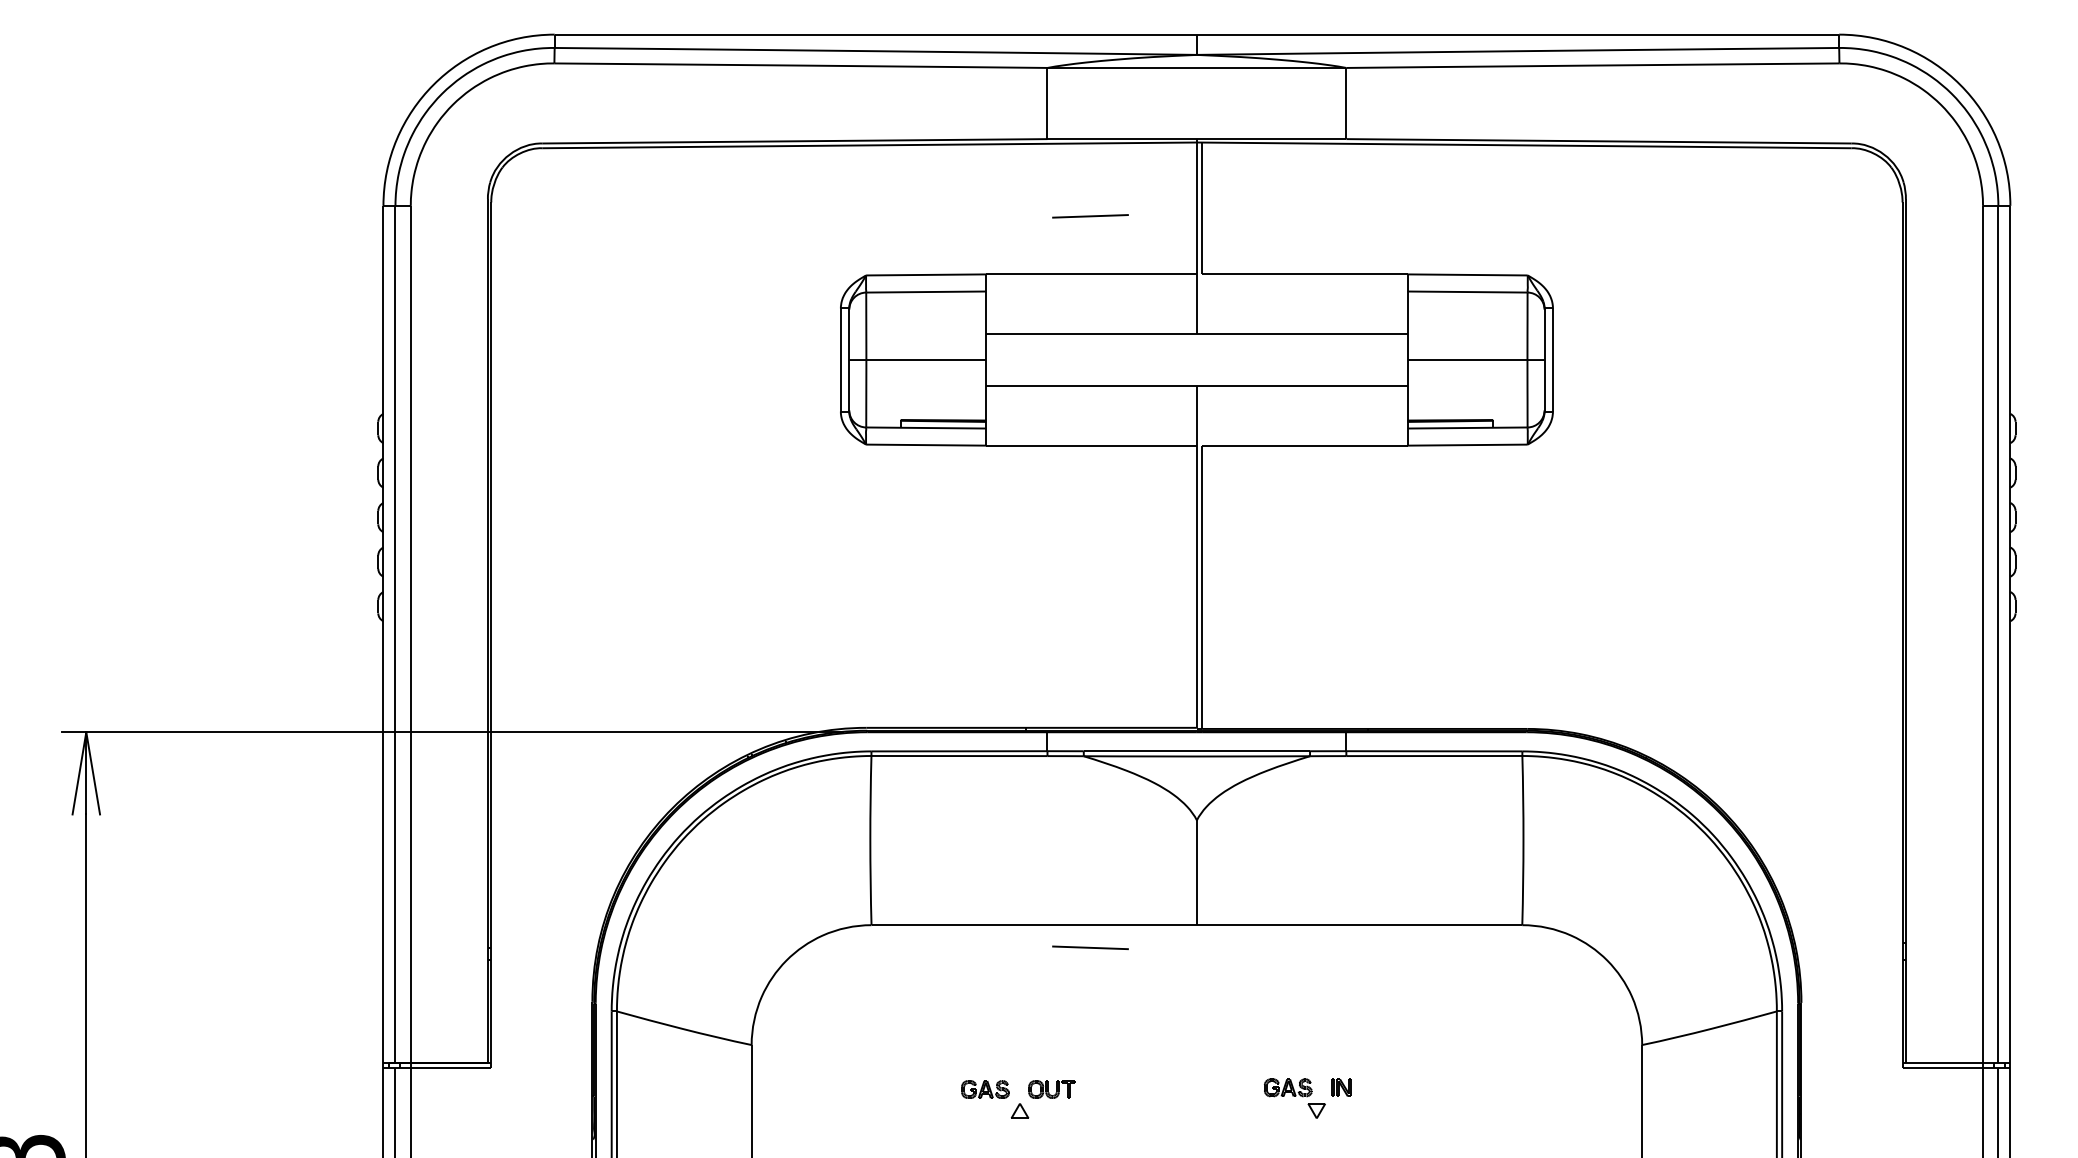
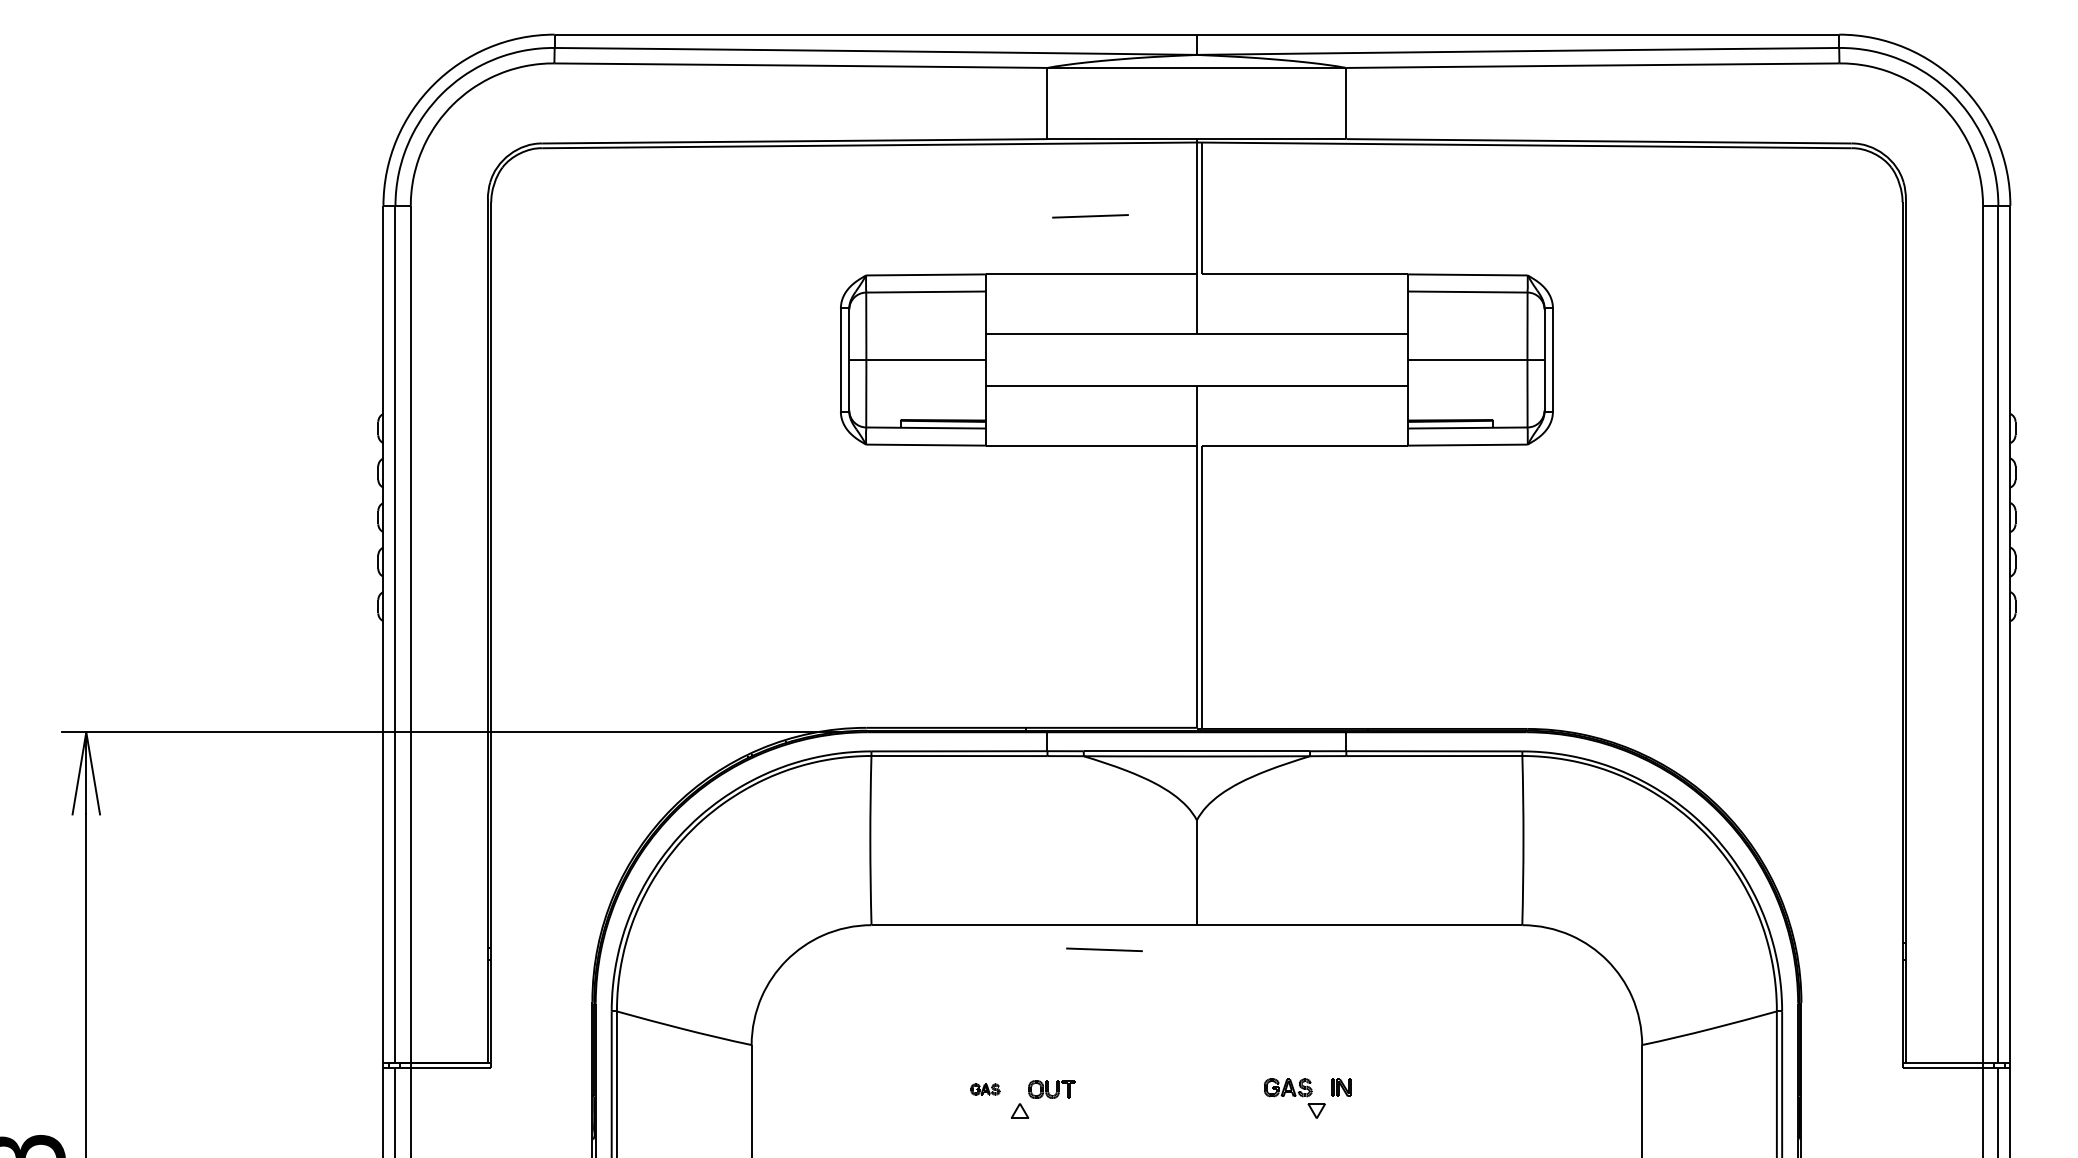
line position: (1090, 947) -> (1104, 949) (1104, 949)
part size: 49x19 px -> 31x13 px (985, 1089)
